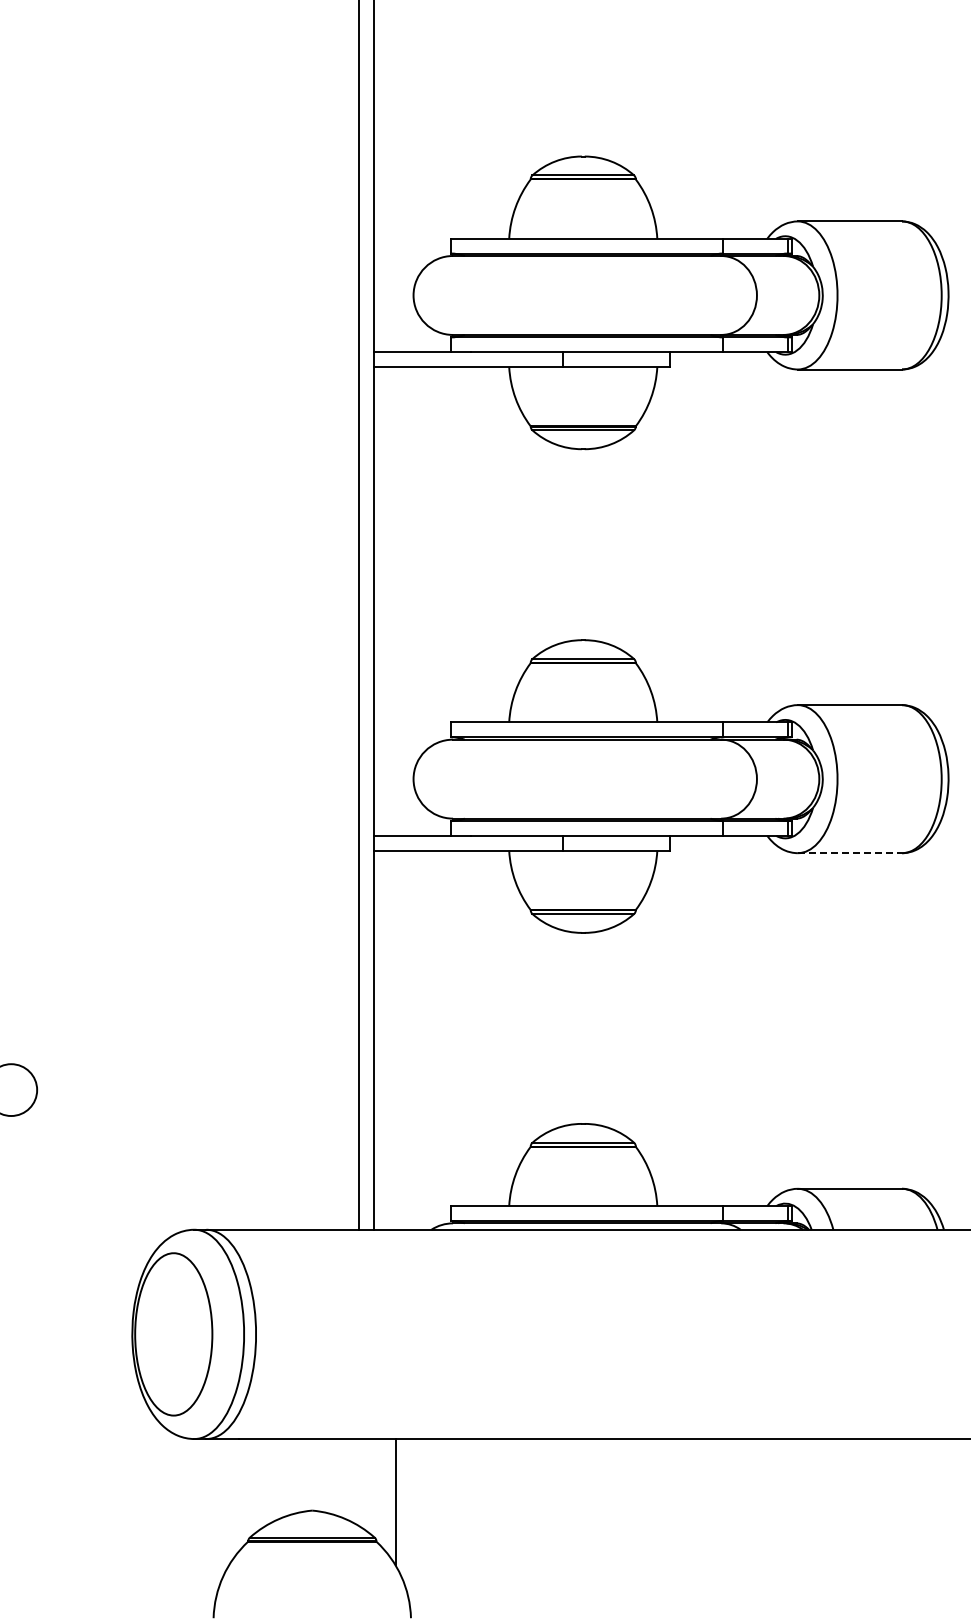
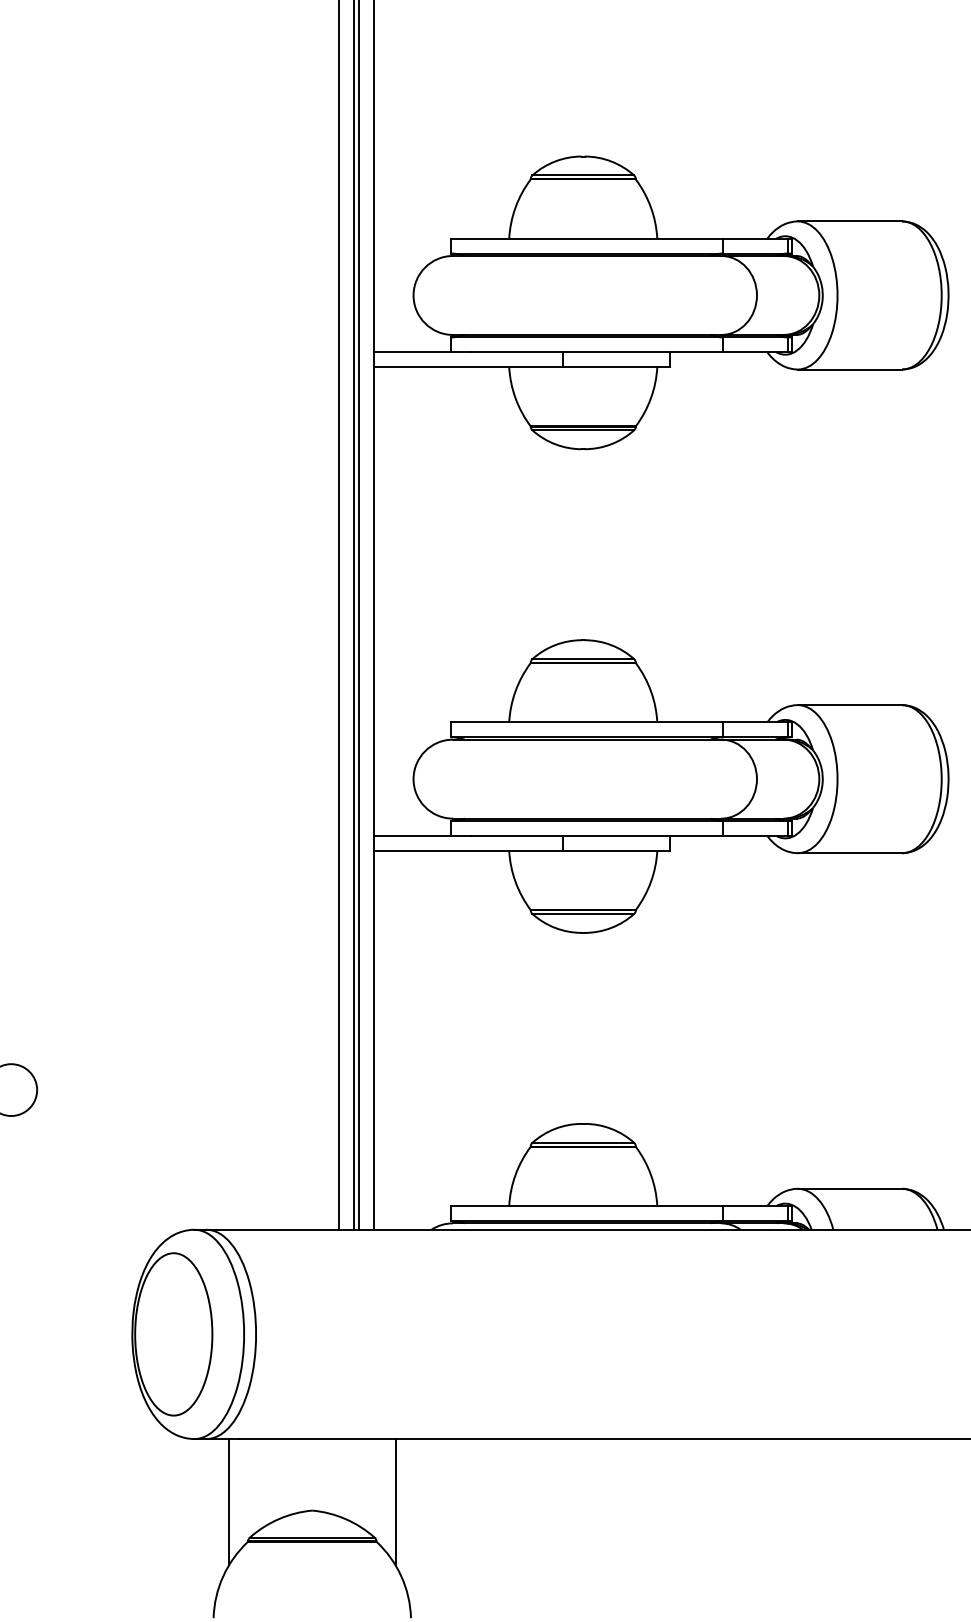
line: none -> present (339, 615)
line: none -> present (354, 615)
line: dashed -> solid (850, 853)
line: none -> present (229, 1502)
